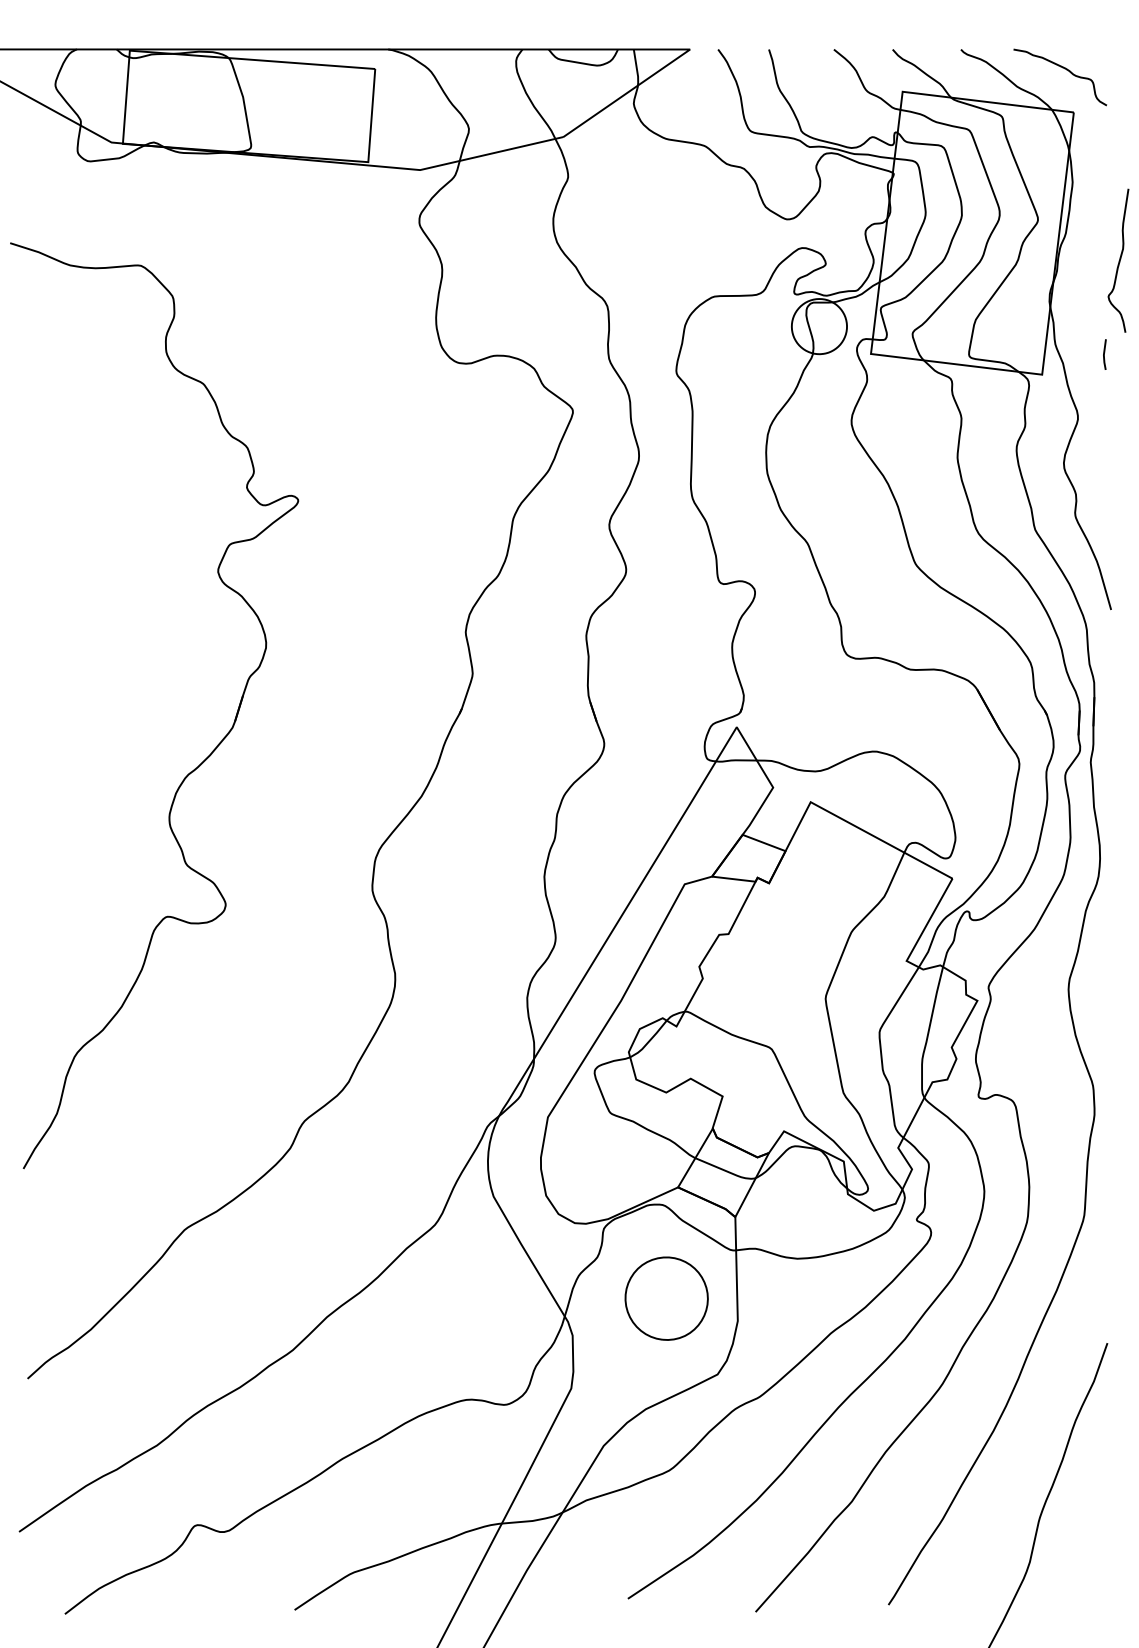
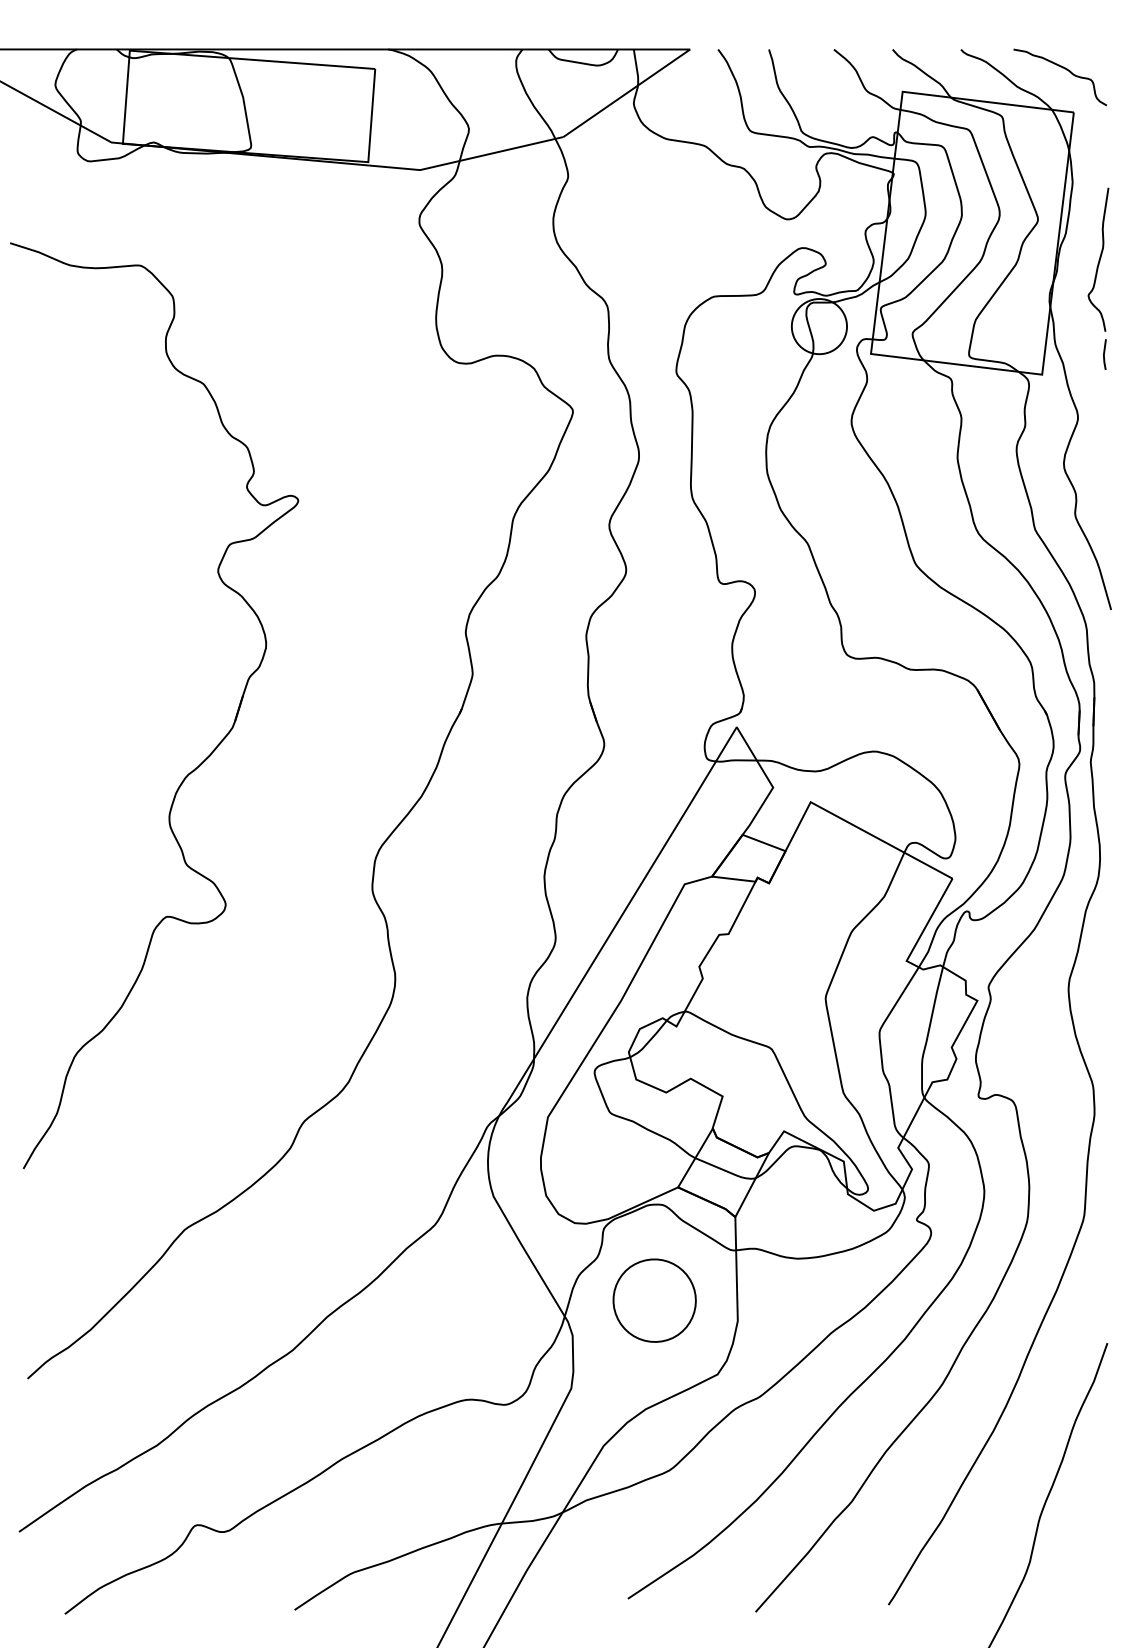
curve position: (1119, 260) -> (1099, 259) (1099, 259)
part position: (666, 1298) -> (654, 1300) (654, 1300)
